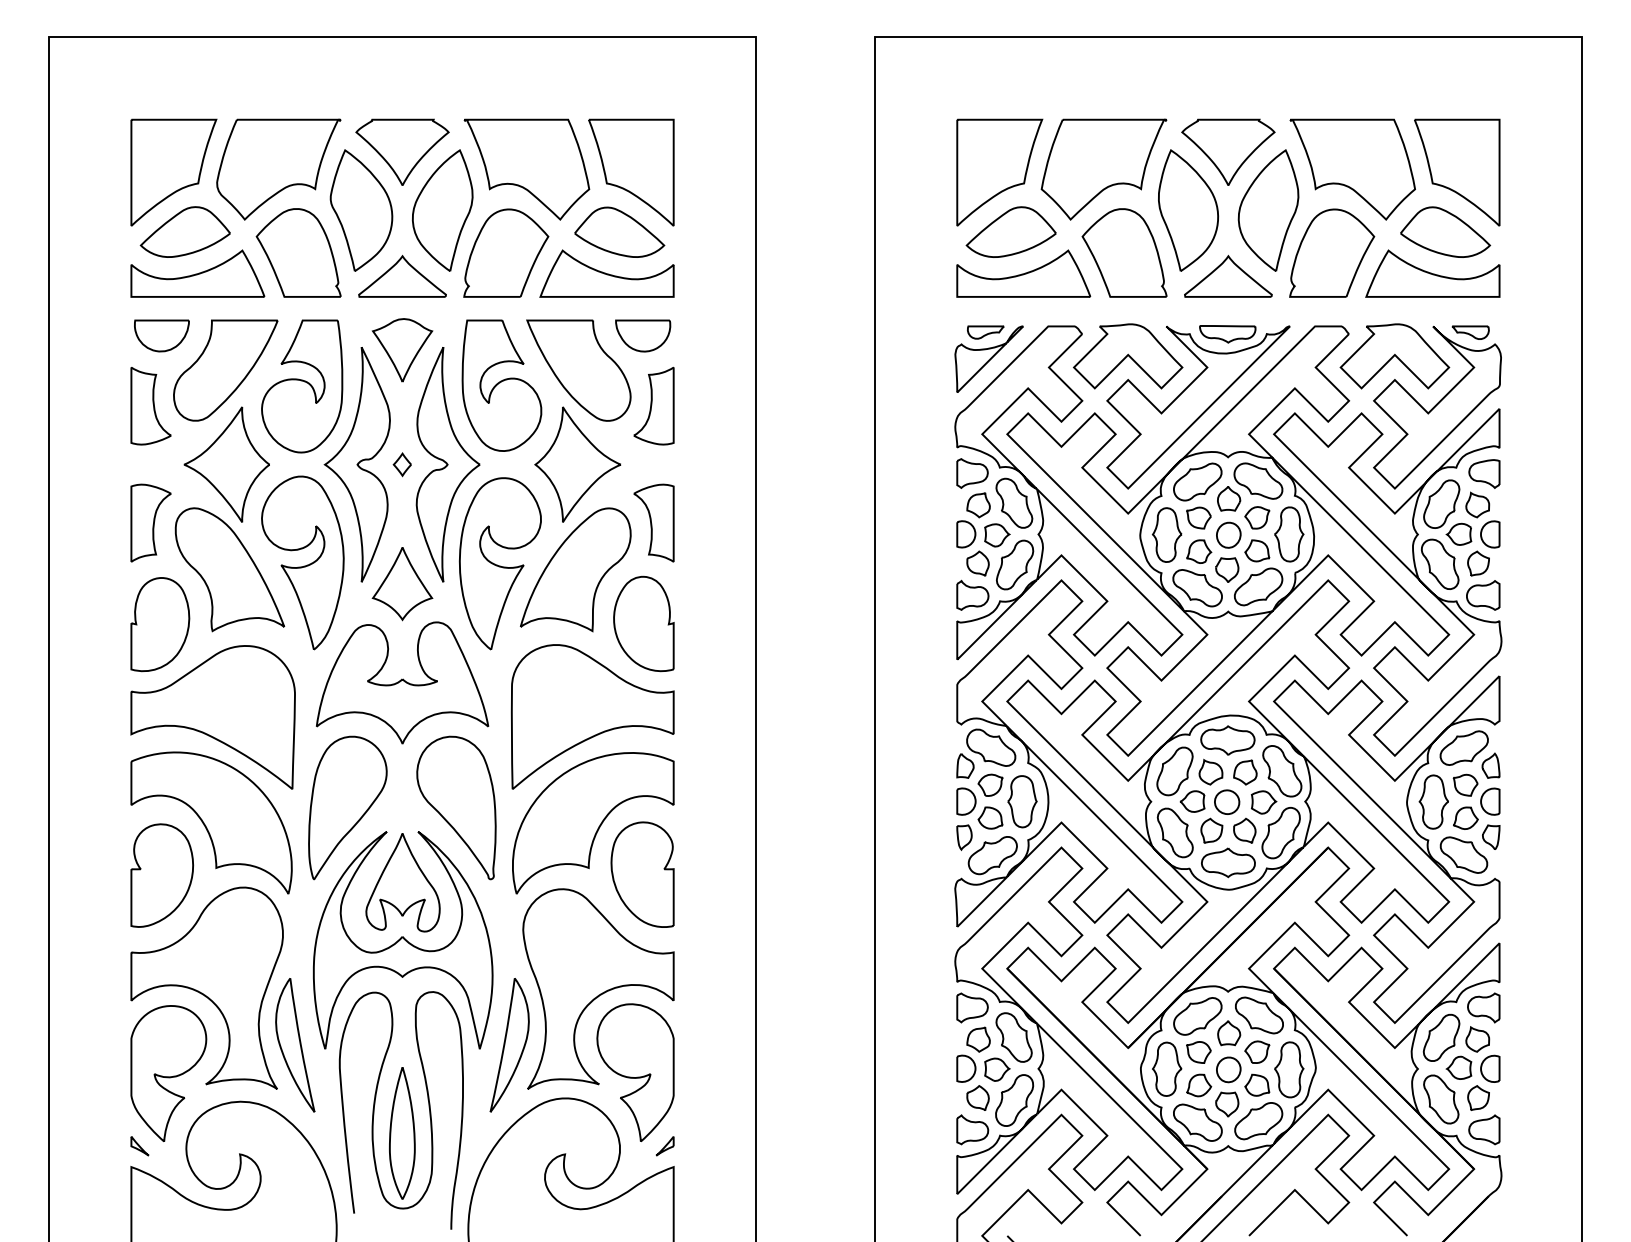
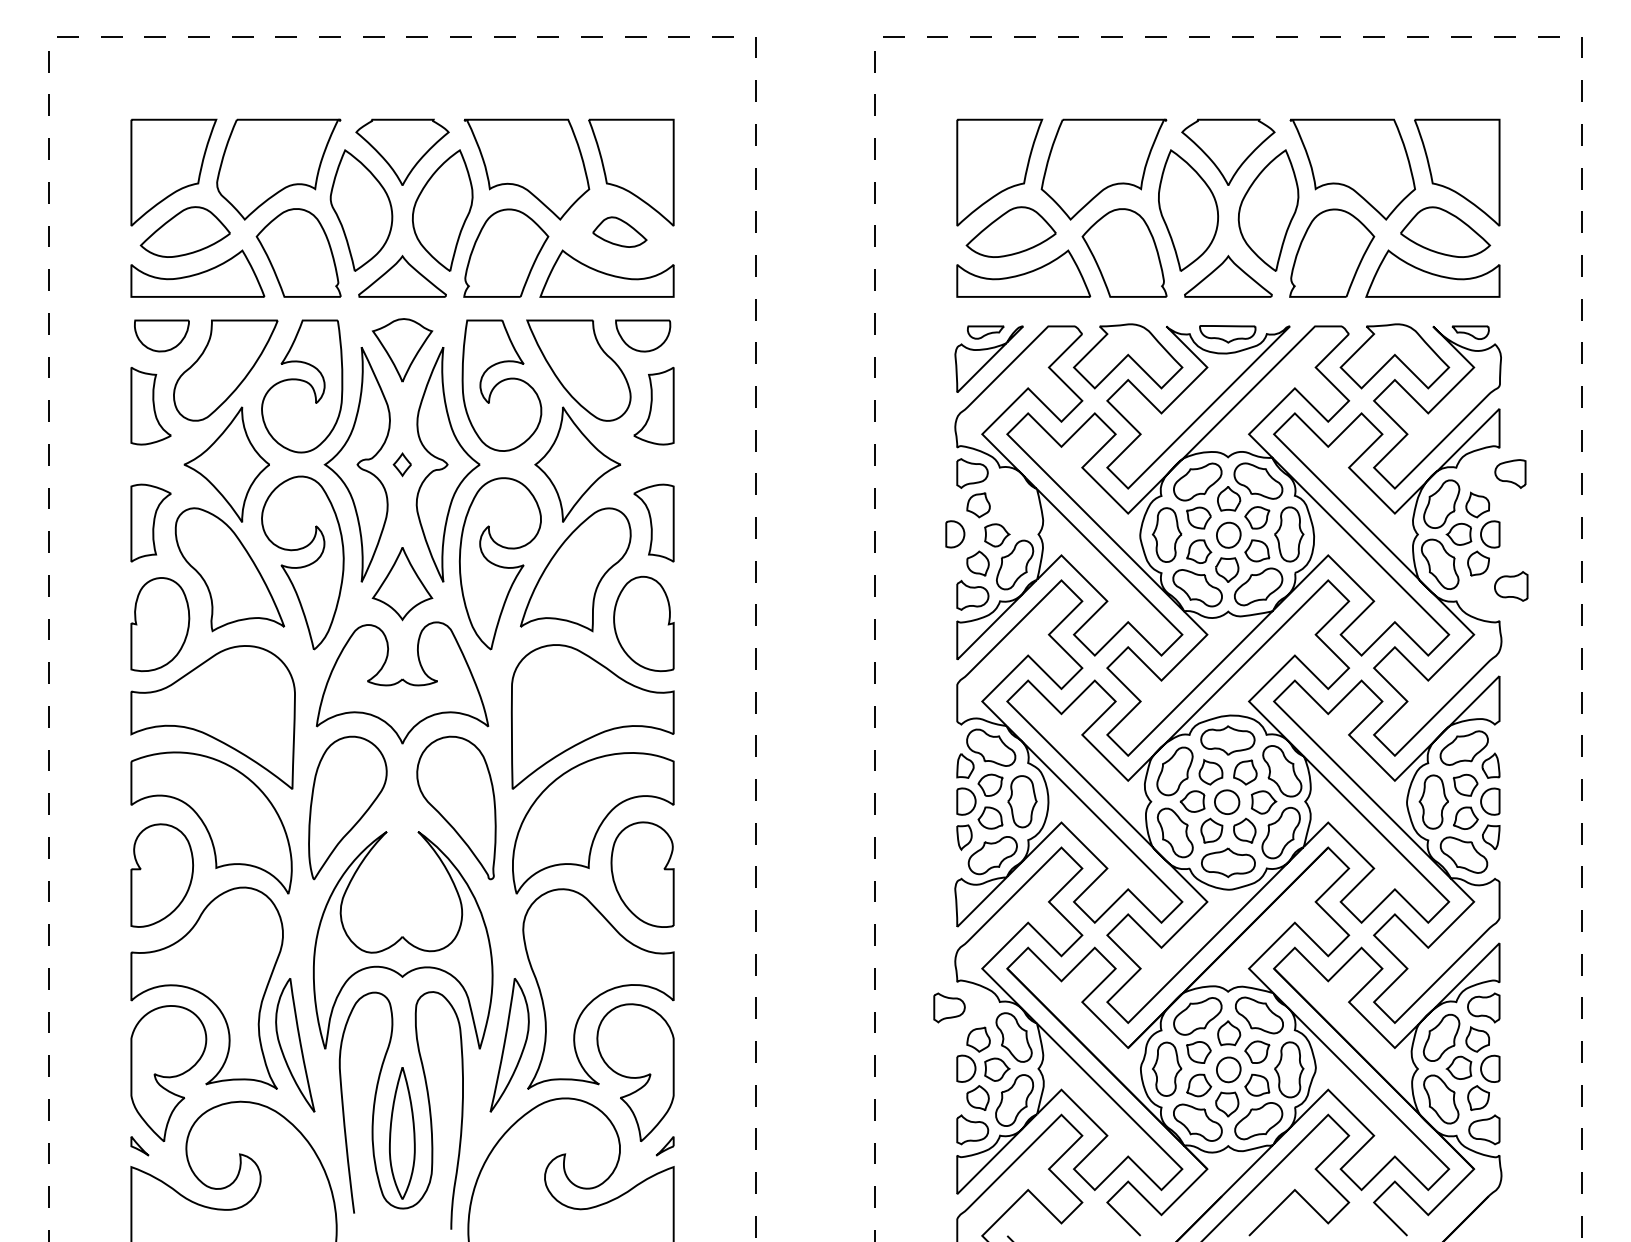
line: solid -> dashed (402, 37)
line: solid -> dashed (1228, 37)
part size: 92x52 px -> 56x32 px (619, 231)
part position: (1484, 473) -> (1510, 473) (1510, 473)
part: present -> none (1014, 502)
part position: (966, 534) -> (955, 534) (955, 534)
part position: (1483, 595) -> (1511, 586) (1511, 586)
part: present -> none (402, 882)
part position: (972, 1007) -> (949, 1007) (949, 1007)
